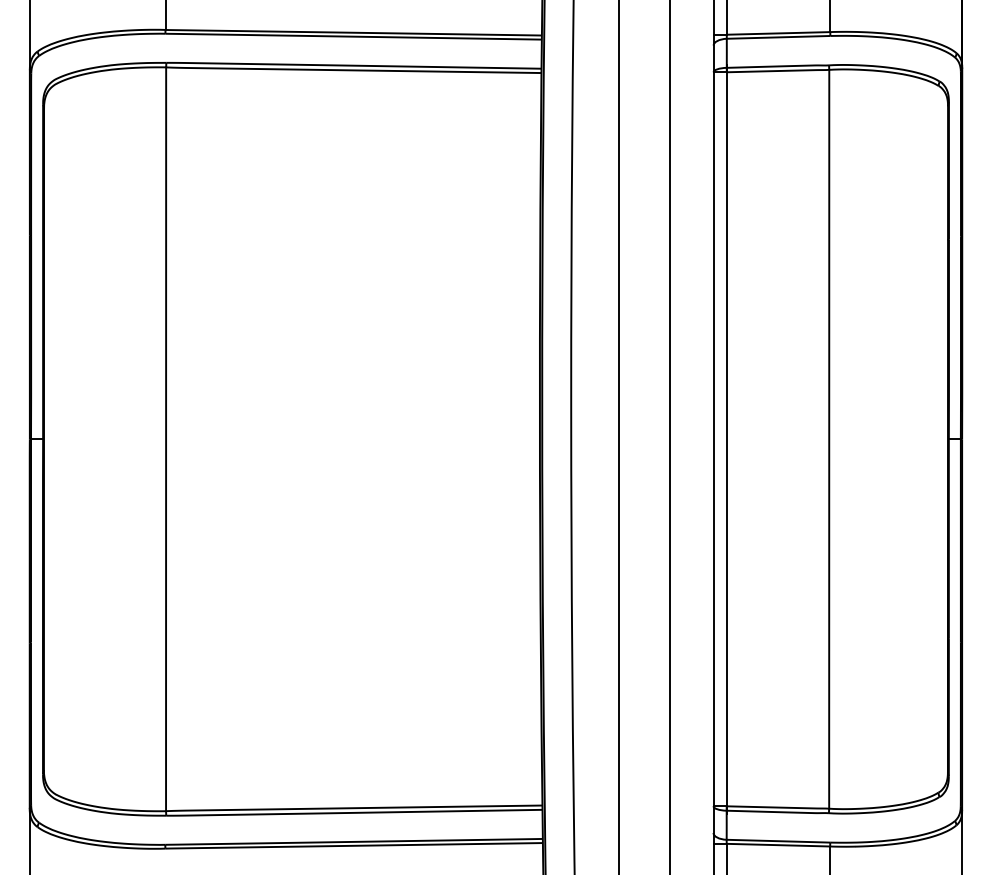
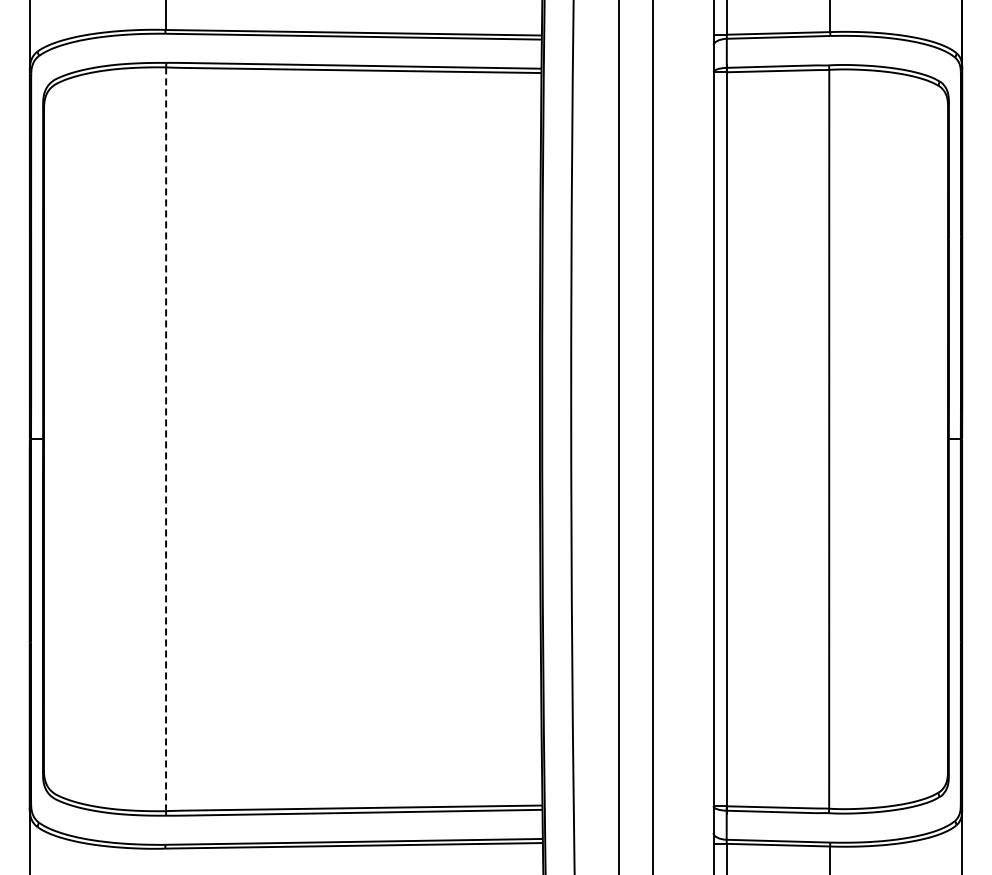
line position: (669, 436) -> (652, 436) (652, 436)
line: solid -> dashed (166, 439)
